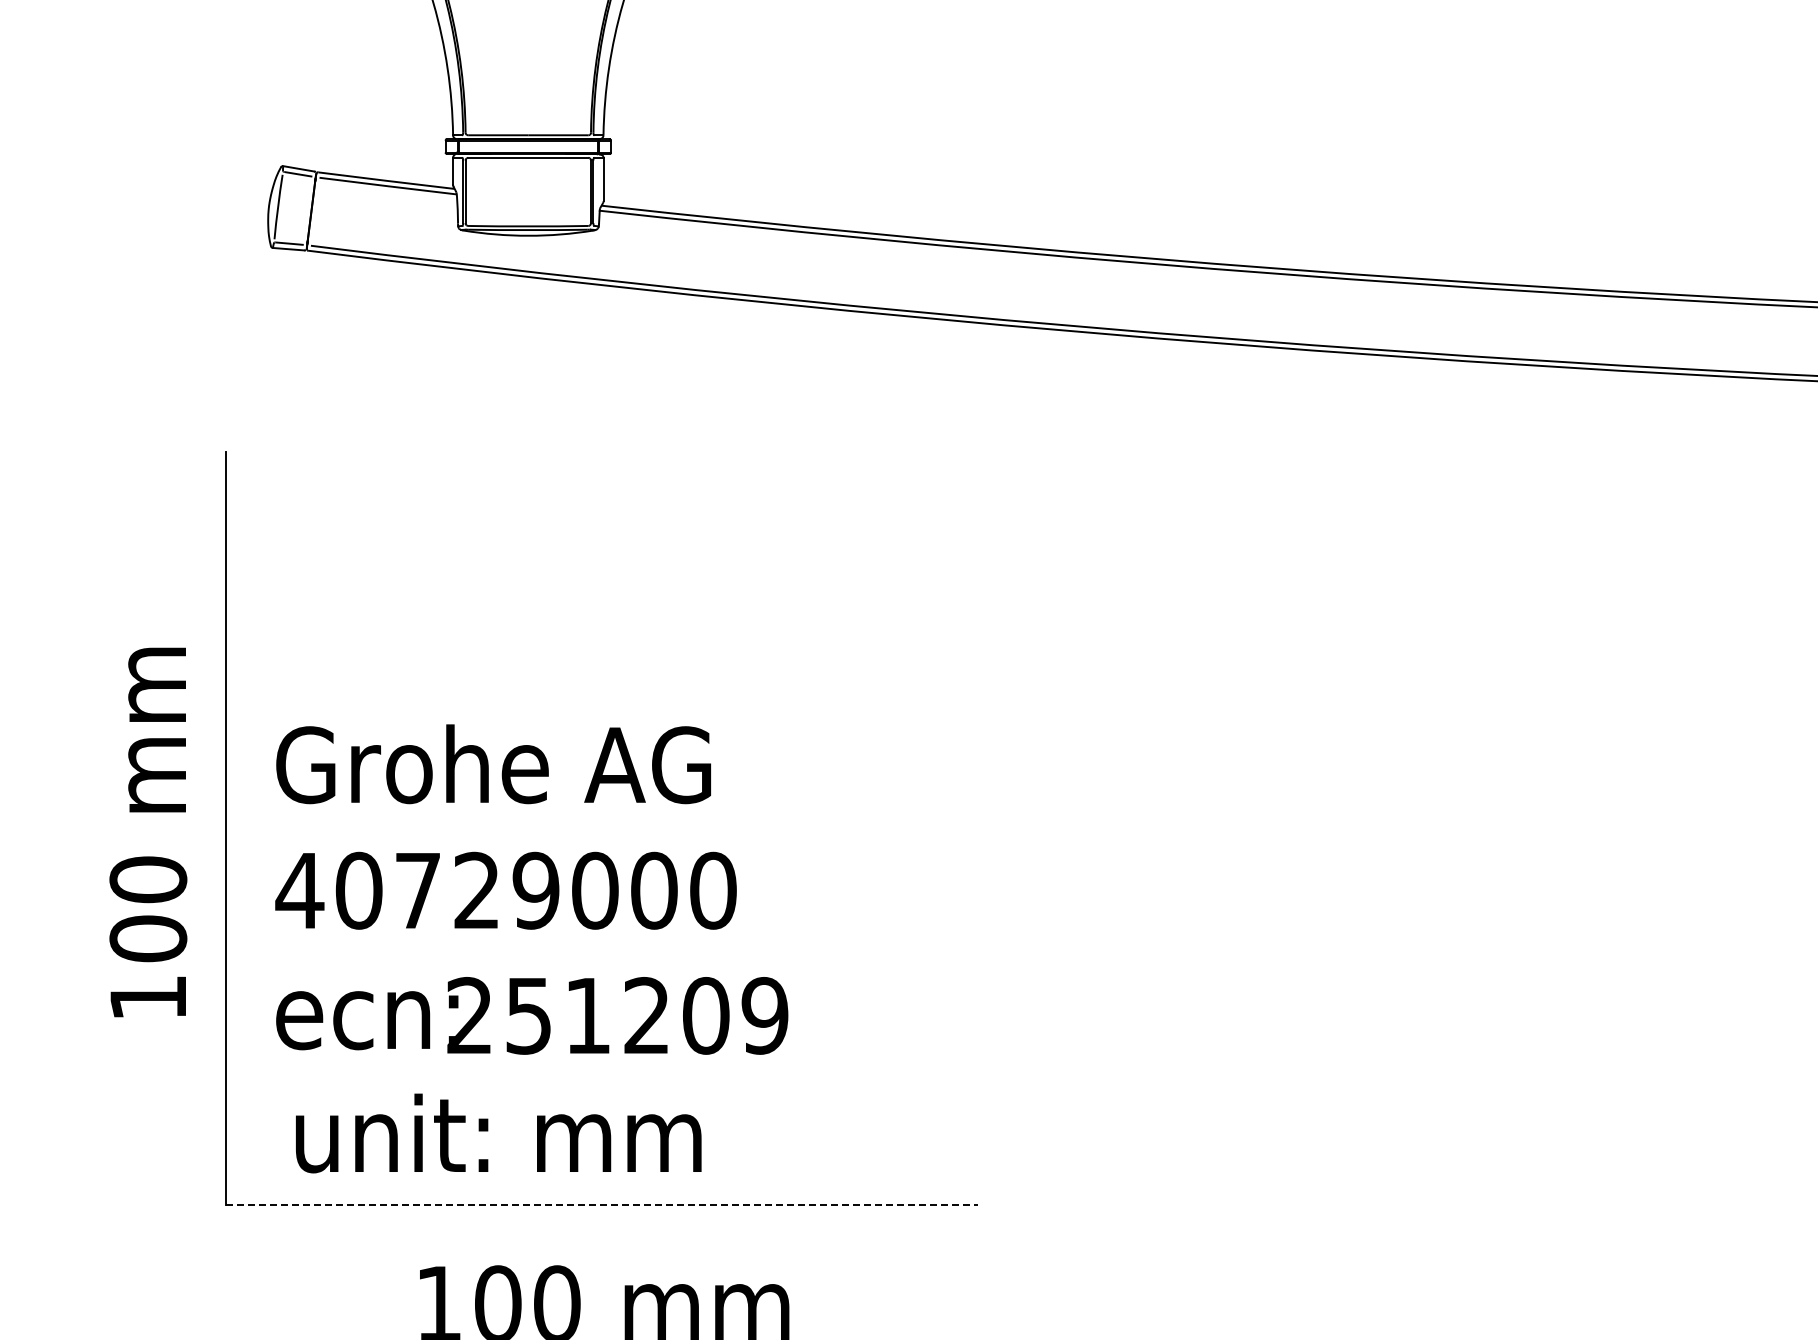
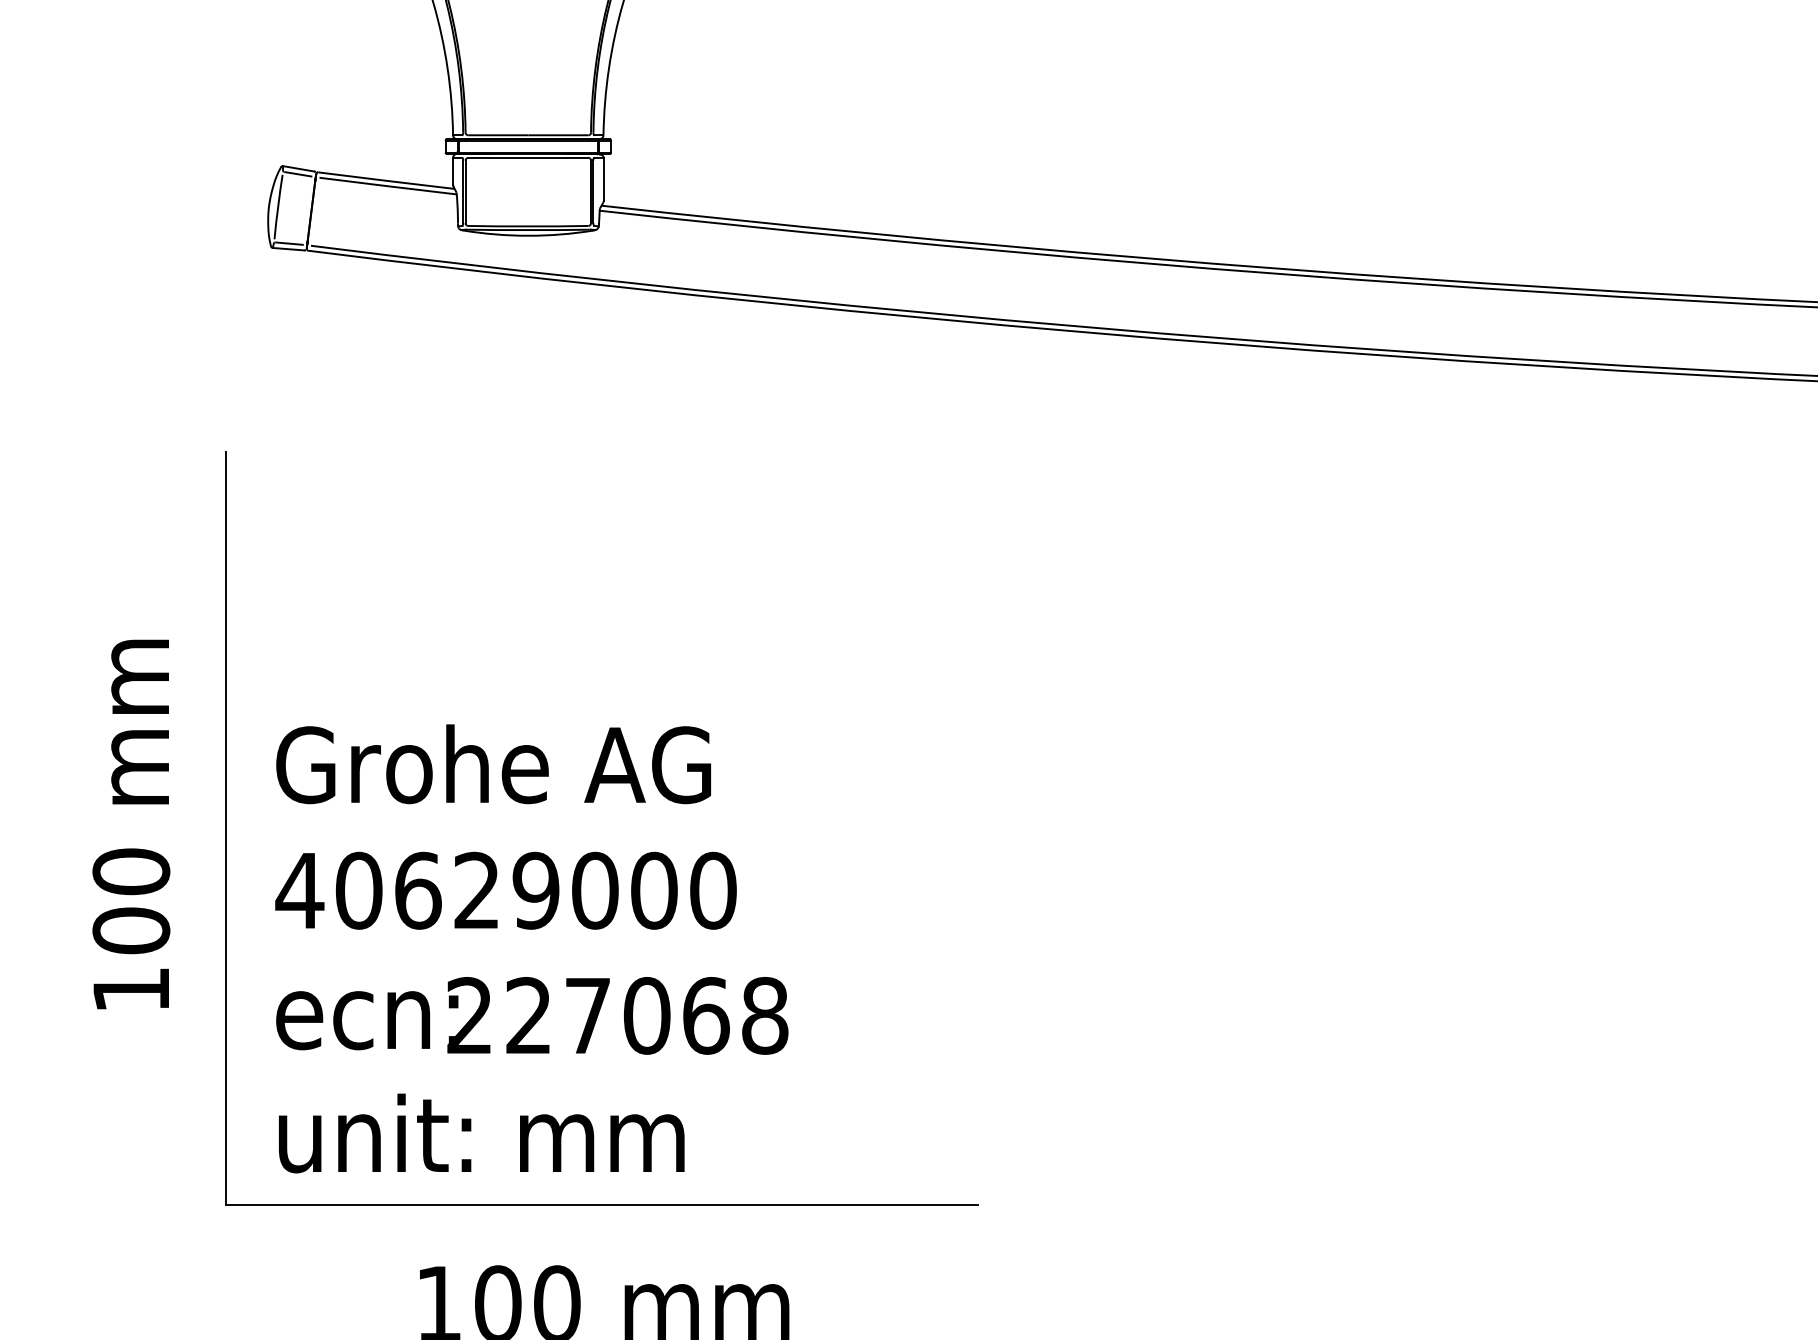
text position: (148, 832) -> (131, 824) (131, 824)
text: 40729000 -> 40629000 (418, 890)
text: 251209 -> 227068 (647, 1015)
text position: (498, 1133) -> (481, 1133) (481, 1133)
line: dashed -> solid (602, 1204)
